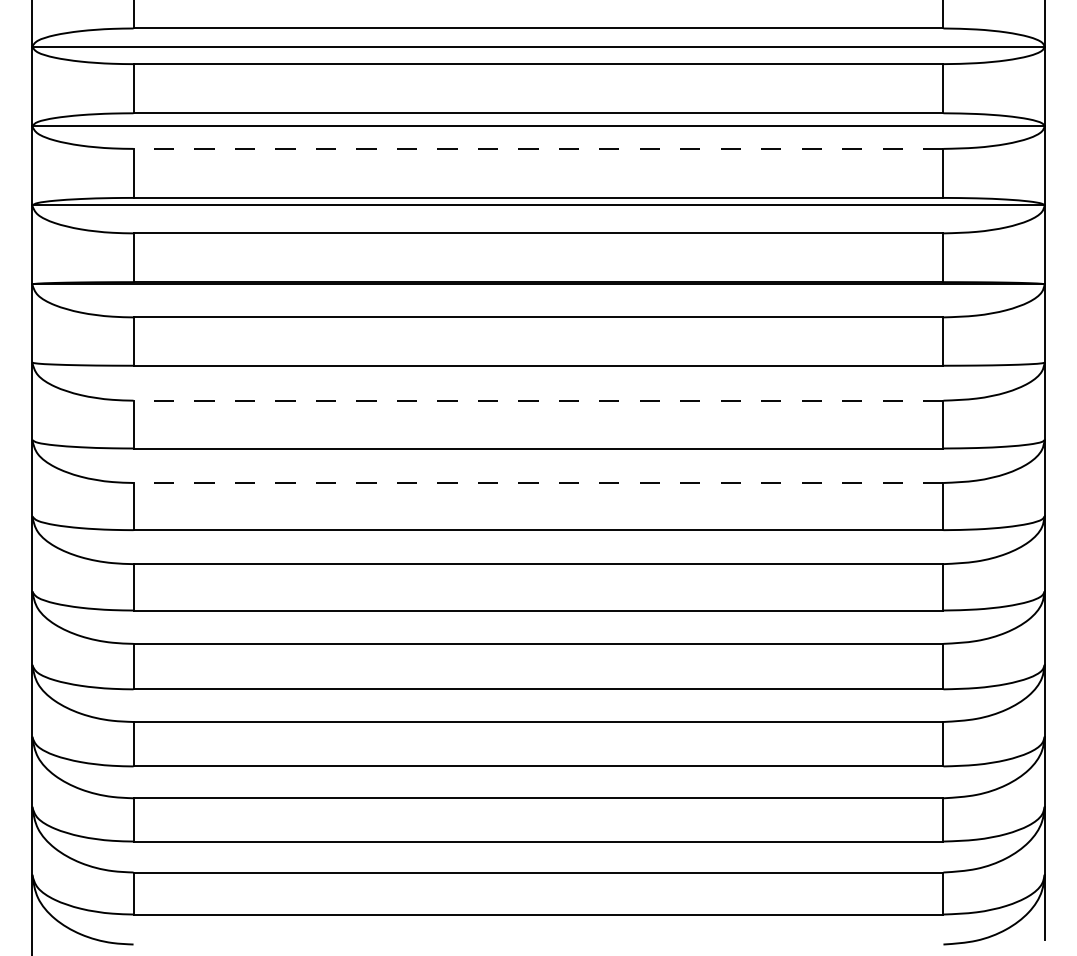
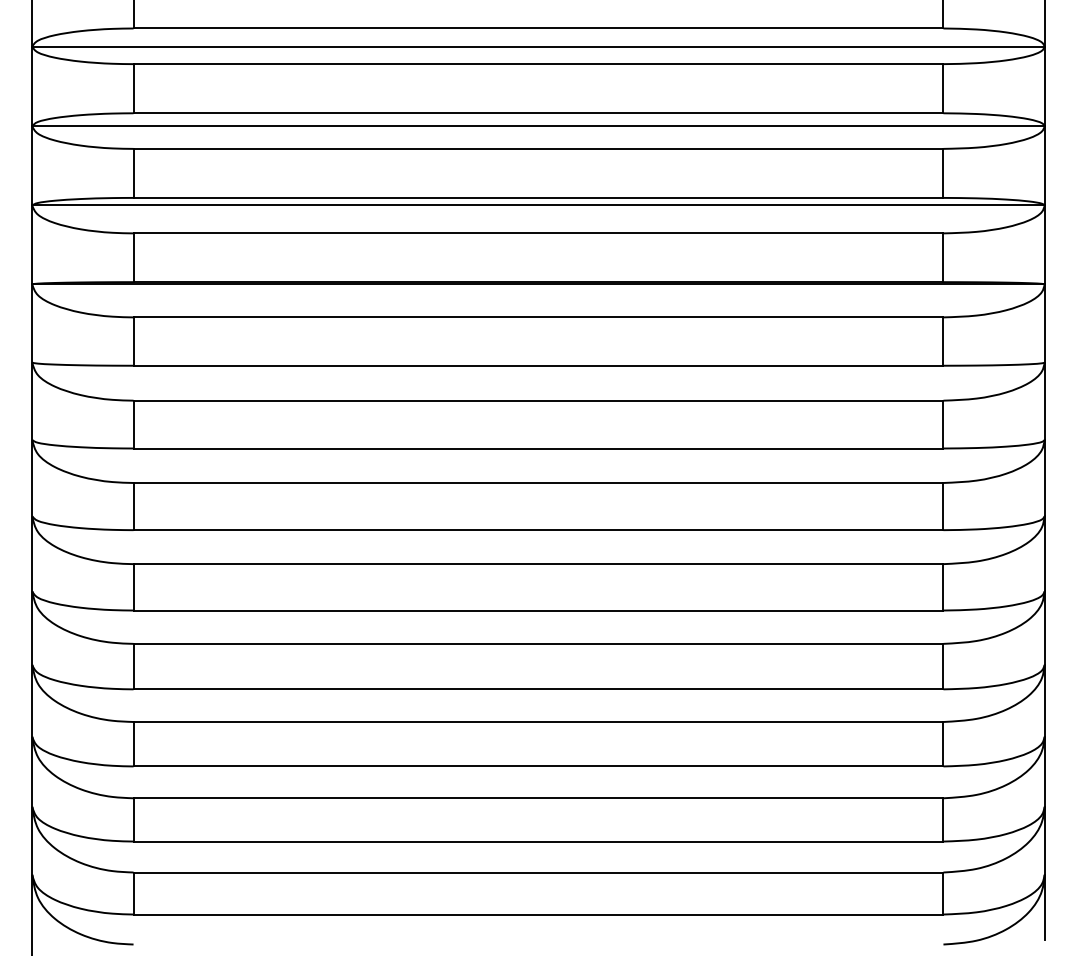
line: dashed -> solid (538, 148)
line: dashed -> solid (538, 400)
line: dashed -> solid (538, 482)
